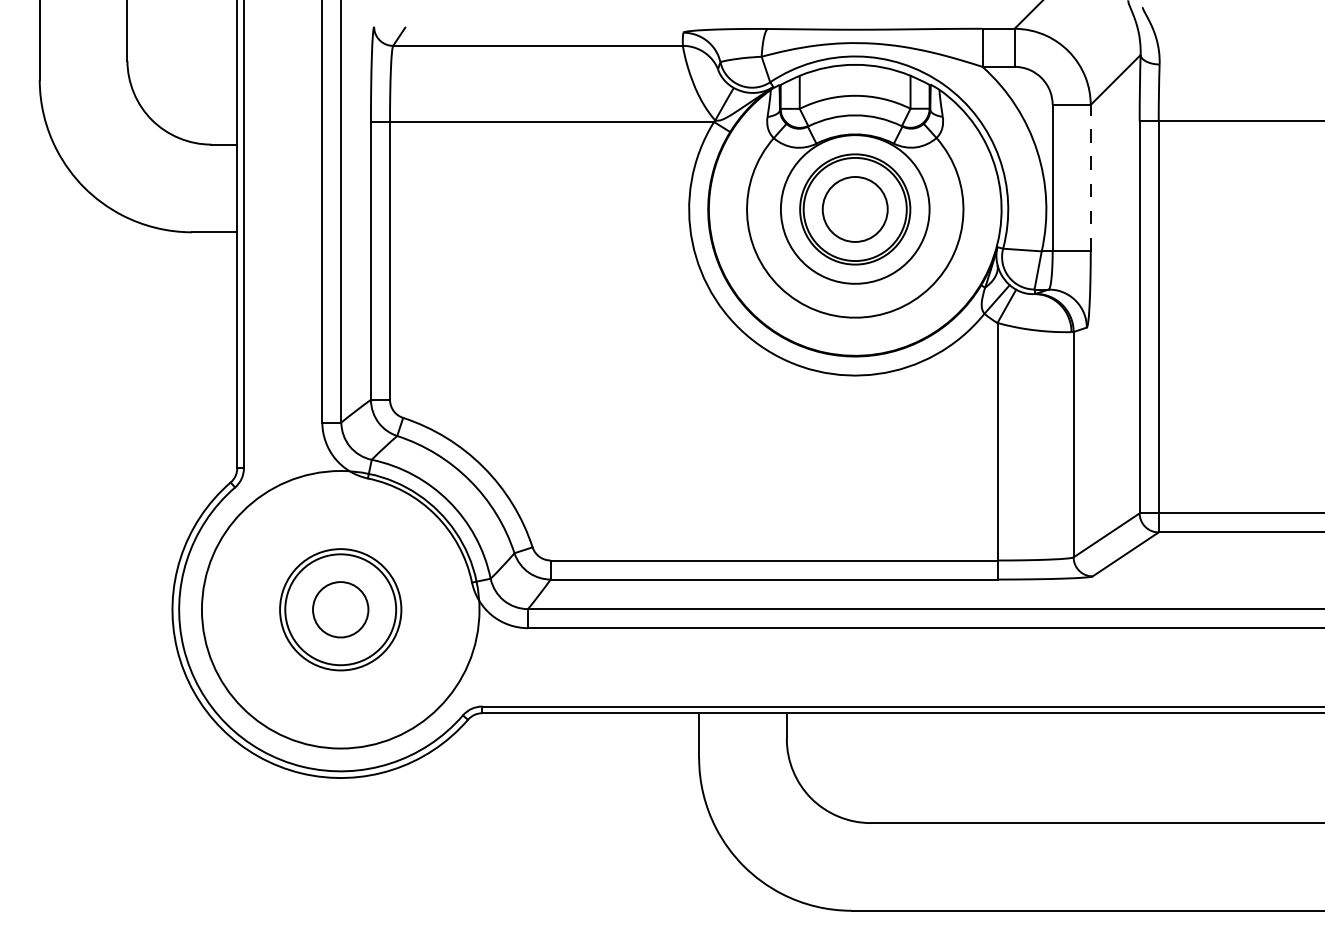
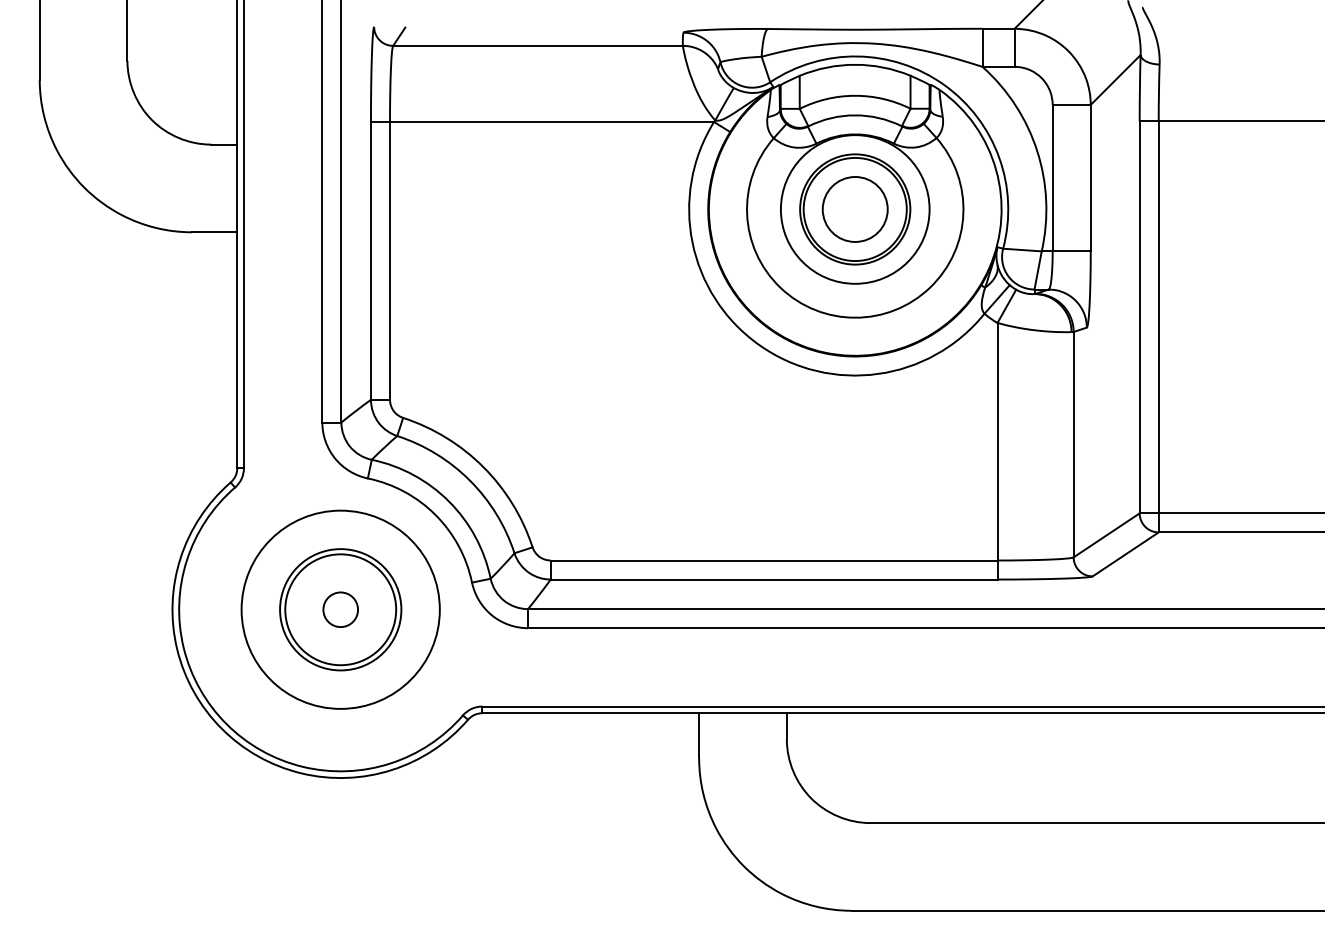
line: dashed -> solid (1090, 177)
circle diameter: 278 px -> 198 px (340, 609)
circle diameter: 55 px -> 35 px (340, 609)
